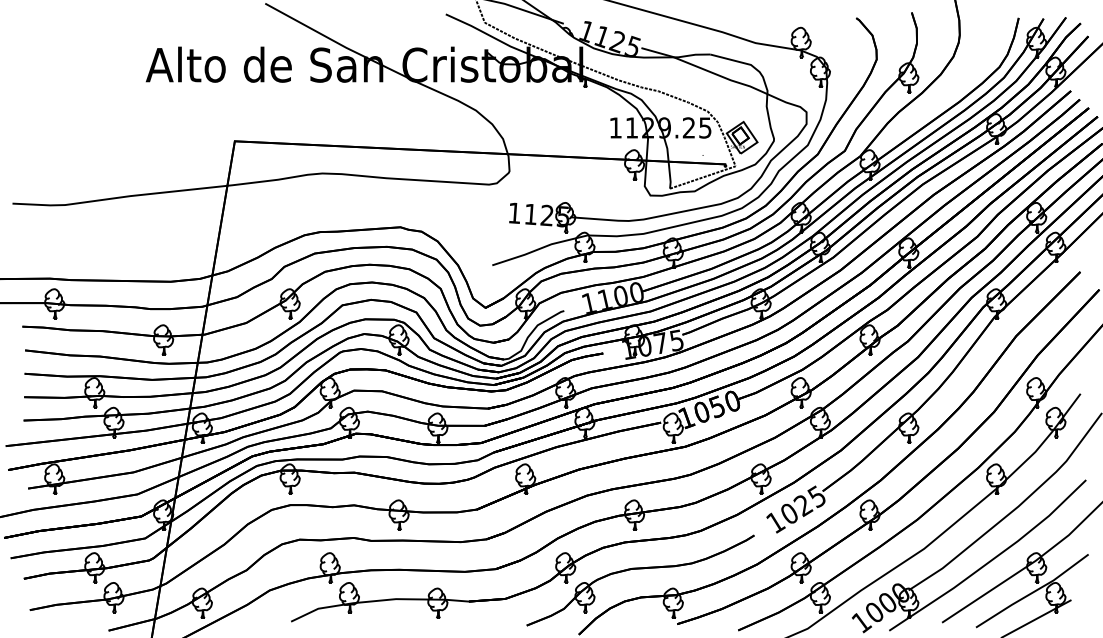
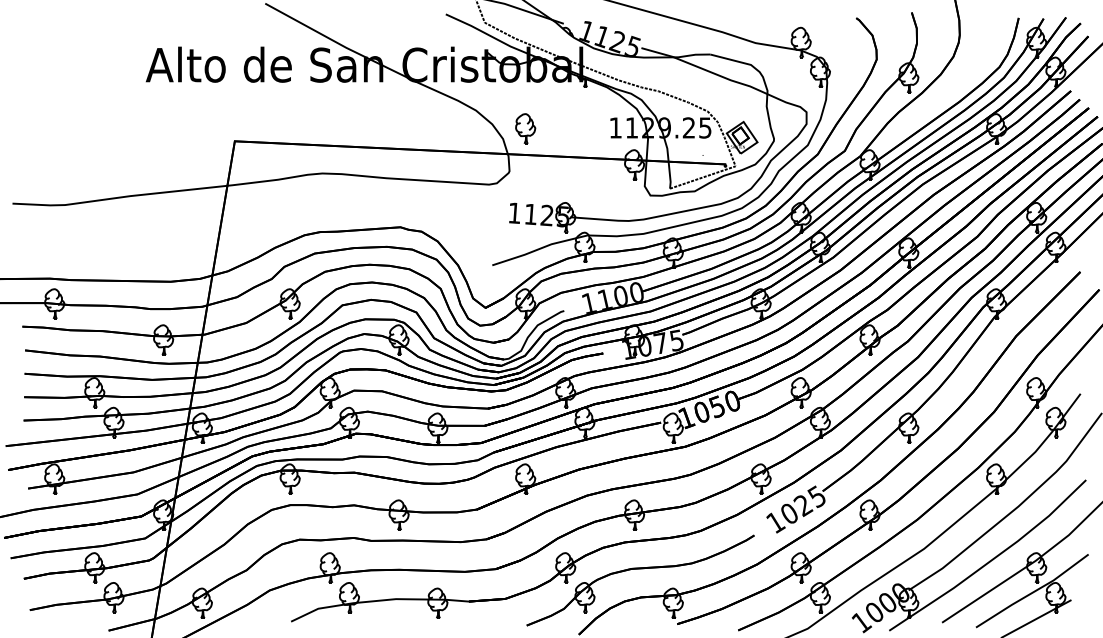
part: none -> present (525, 128)
